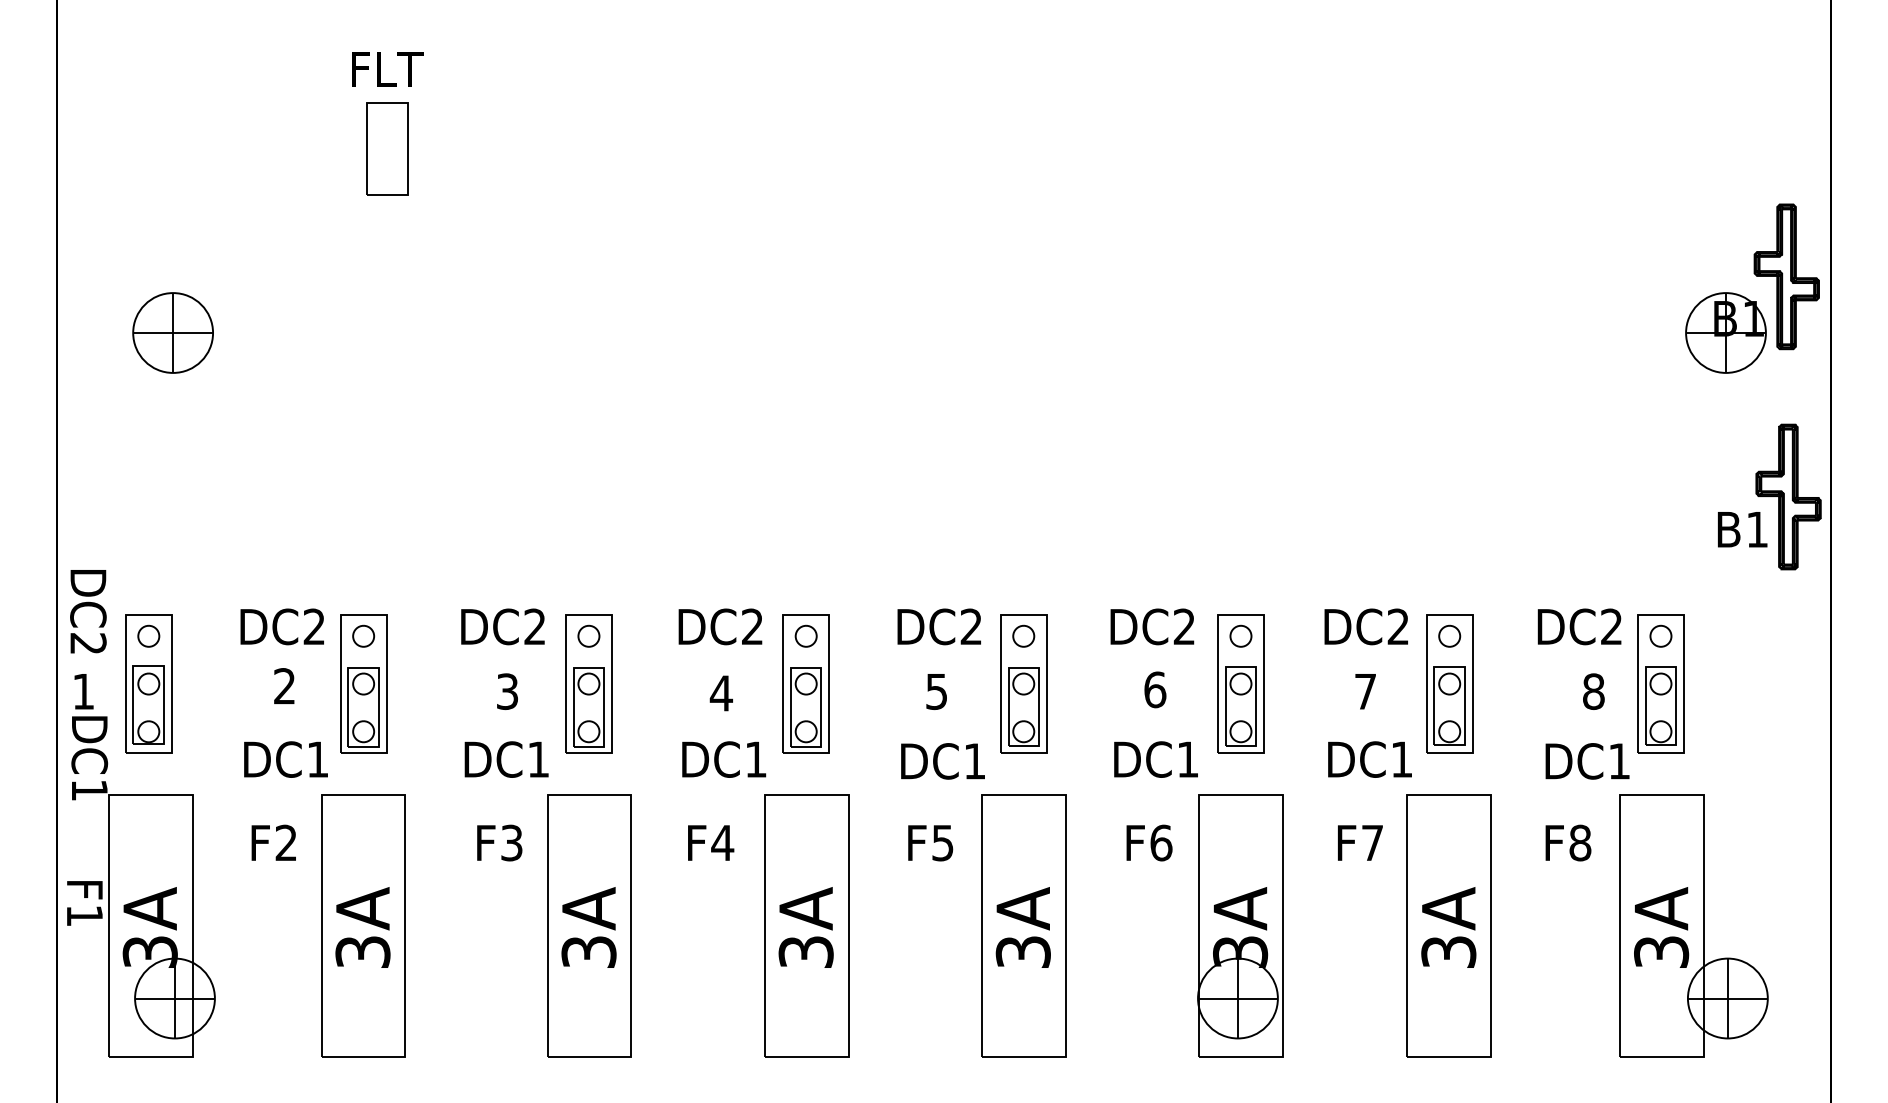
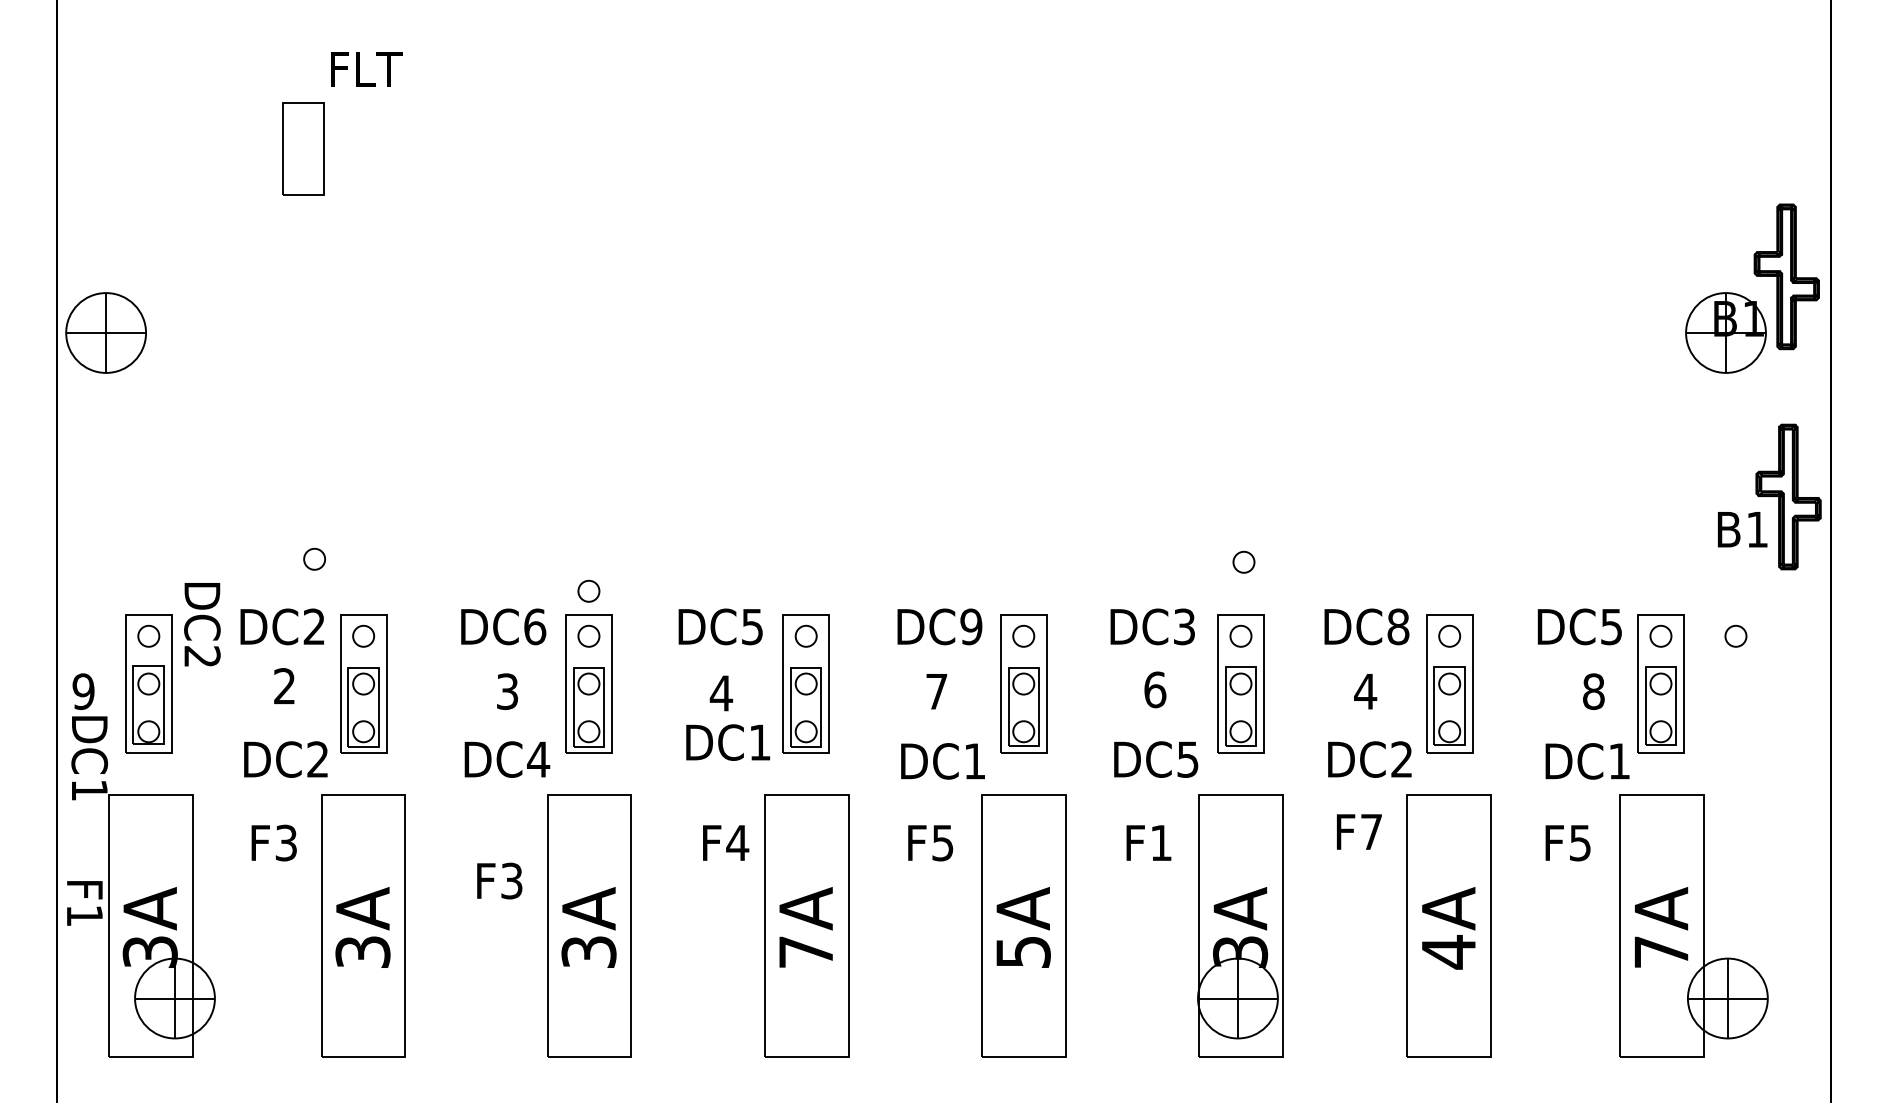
text position: (387, 69) -> (366, 69) (366, 69)
part position: (387, 148) -> (303, 148) (303, 148)
part position: (172, 332) -> (105, 332) (105, 332)
part: none -> present (314, 558)
part: none -> present (1243, 561)
part: none -> present (588, 590)
text position: (88, 611) -> (202, 624) (202, 624)
text: DC2 -> DC6 (535, 626)
text: DC2 -> DC5 (752, 626)
text: DC2 -> DC9 (971, 626)
text: DC2 -> DC3 (1183, 626)
text: DC2 -> DC8 (1398, 626)
text: DC2 -> DC5 (1611, 626)
part: none -> present (1735, 635)
text: 1 -> 9 (83, 691)
text: 7 -> 4 (1365, 691)
text: 5 -> 7 (936, 692)
text: DC1 -> DC2 (317, 759)
text: DC1 -> DC4 (538, 759)
text position: (724, 759) -> (728, 742) (728, 742)
text: DC1 -> DC5 (1187, 759)
text: DC1 -> DC2 (1401, 759)
text position: (499, 842) -> (499, 880) (499, 880)
text position: (711, 842) -> (726, 842) (726, 842)
text: F6 -> F1 (1161, 842)
text position: (1360, 842) -> (1359, 831) (1359, 831)
text: F8 -> F5 (1580, 842)
text: F2 -> F3 (285, 843)
text: 3A -> 7A (805, 951)
text: 3A -> 5A (1022, 951)
text: 3A -> 4A (1448, 951)
text: 3A -> 7A (1661, 951)
